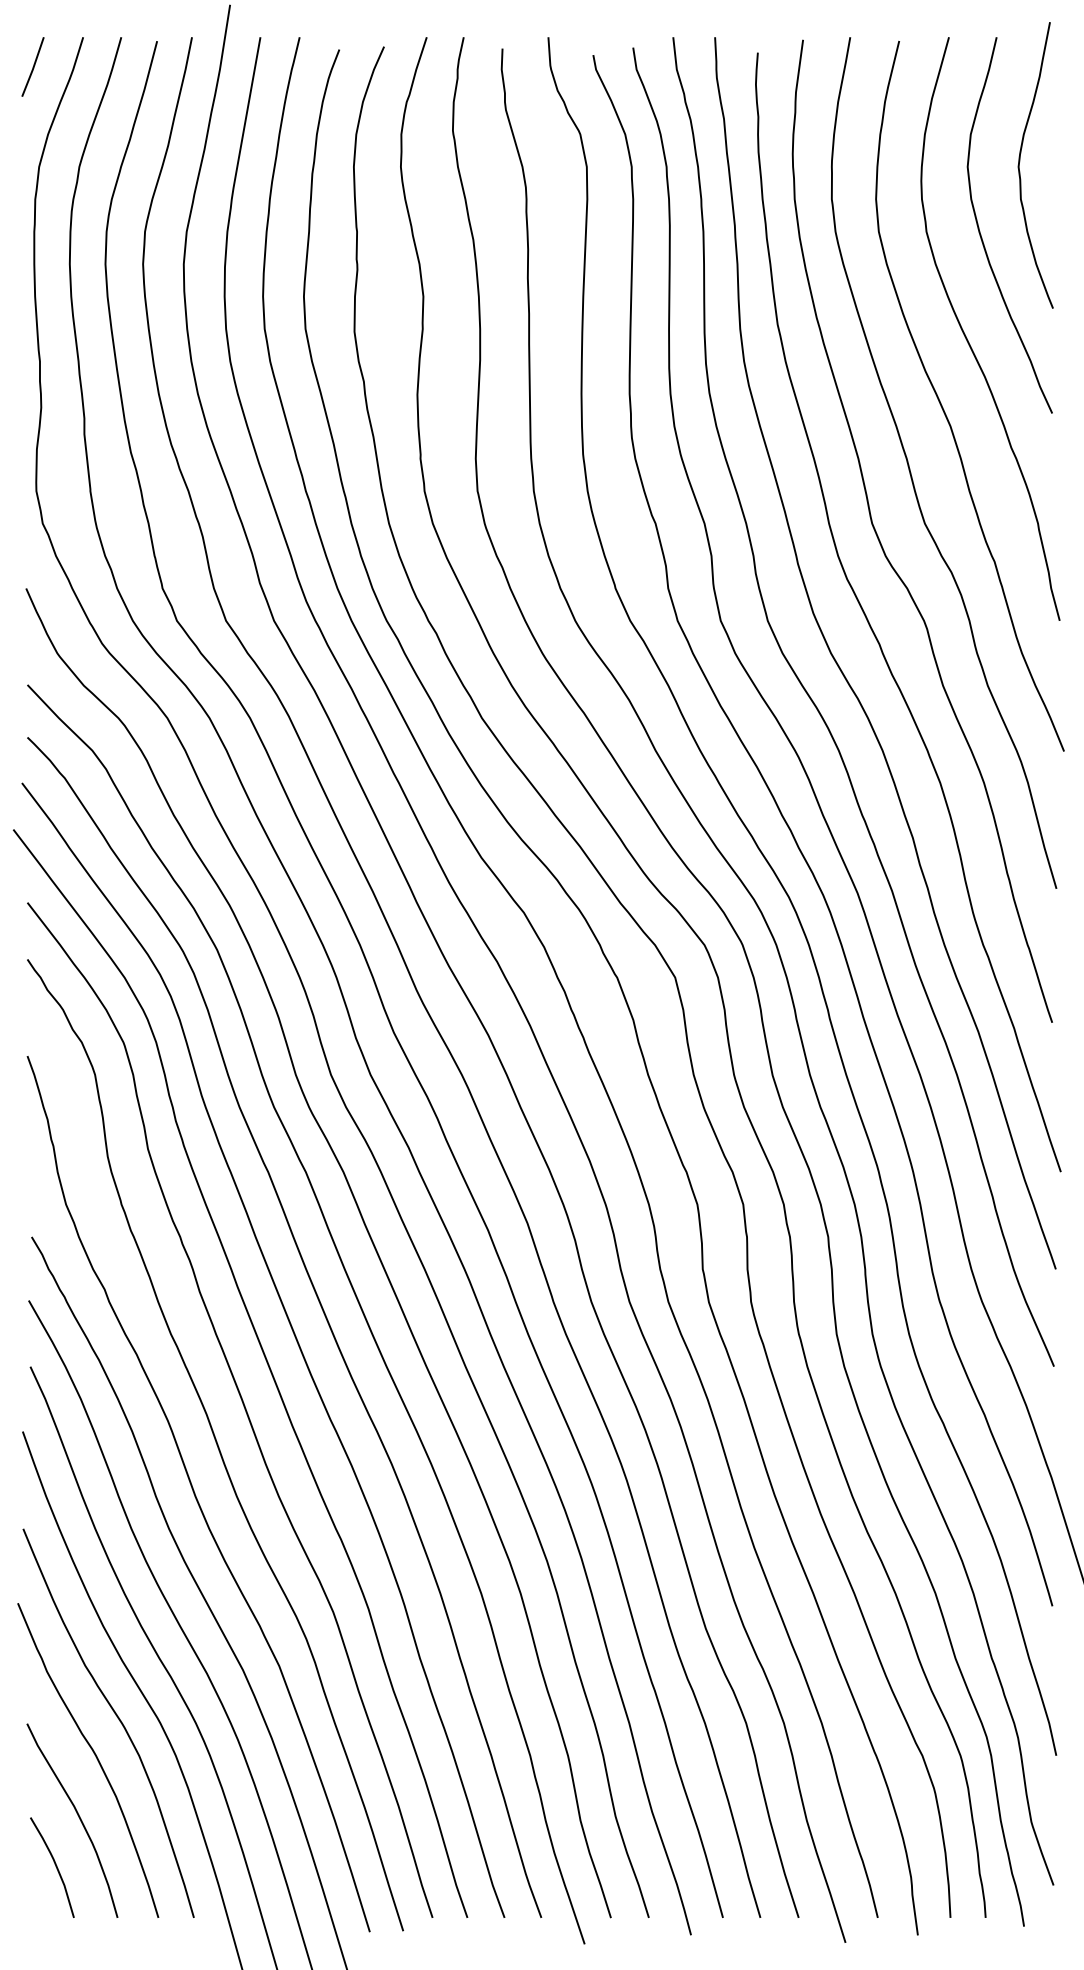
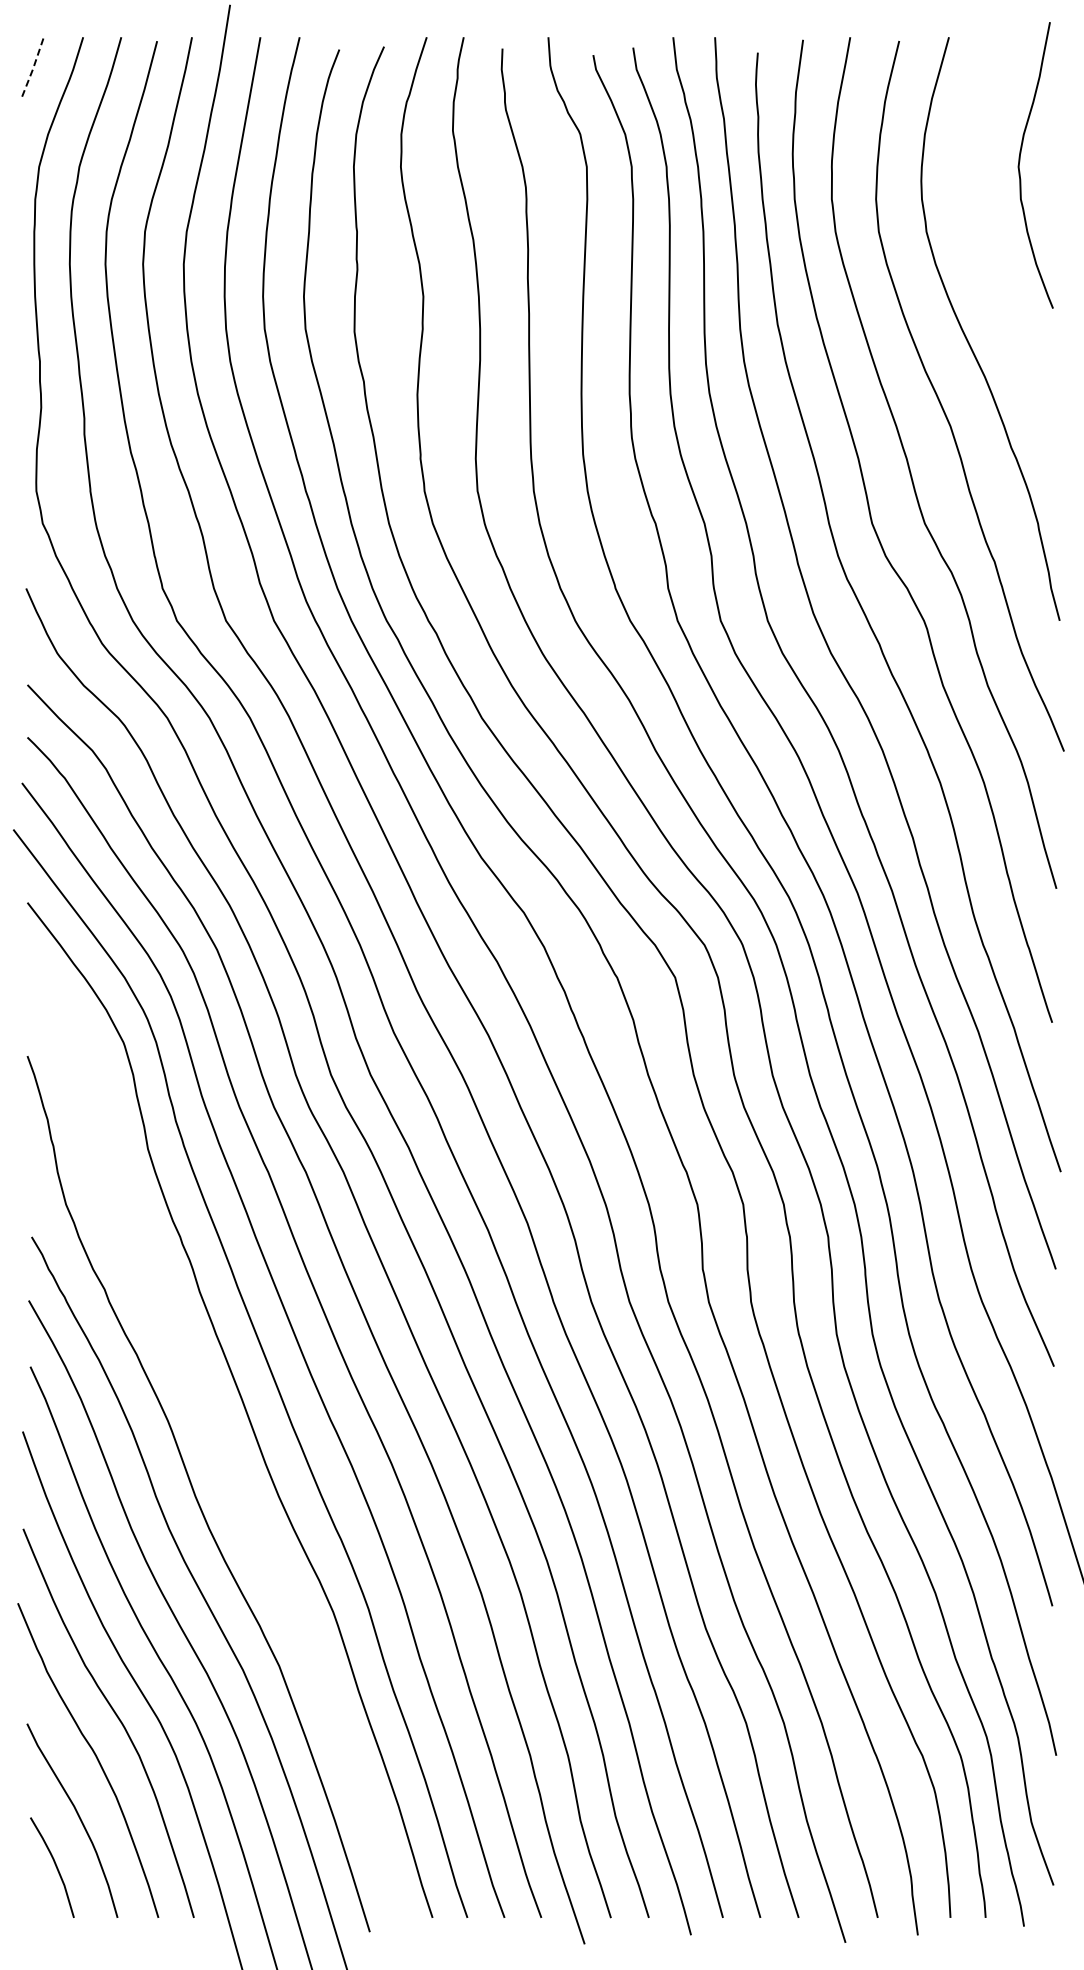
line: solid -> dashed (33, 67)
curve: present -> none (981, 234)
curve: present -> none (216, 1445)
